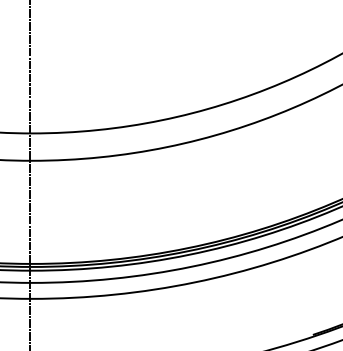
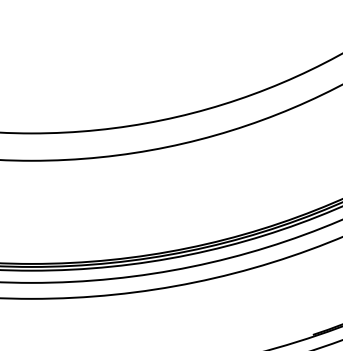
line: present -> none (30, 174)
